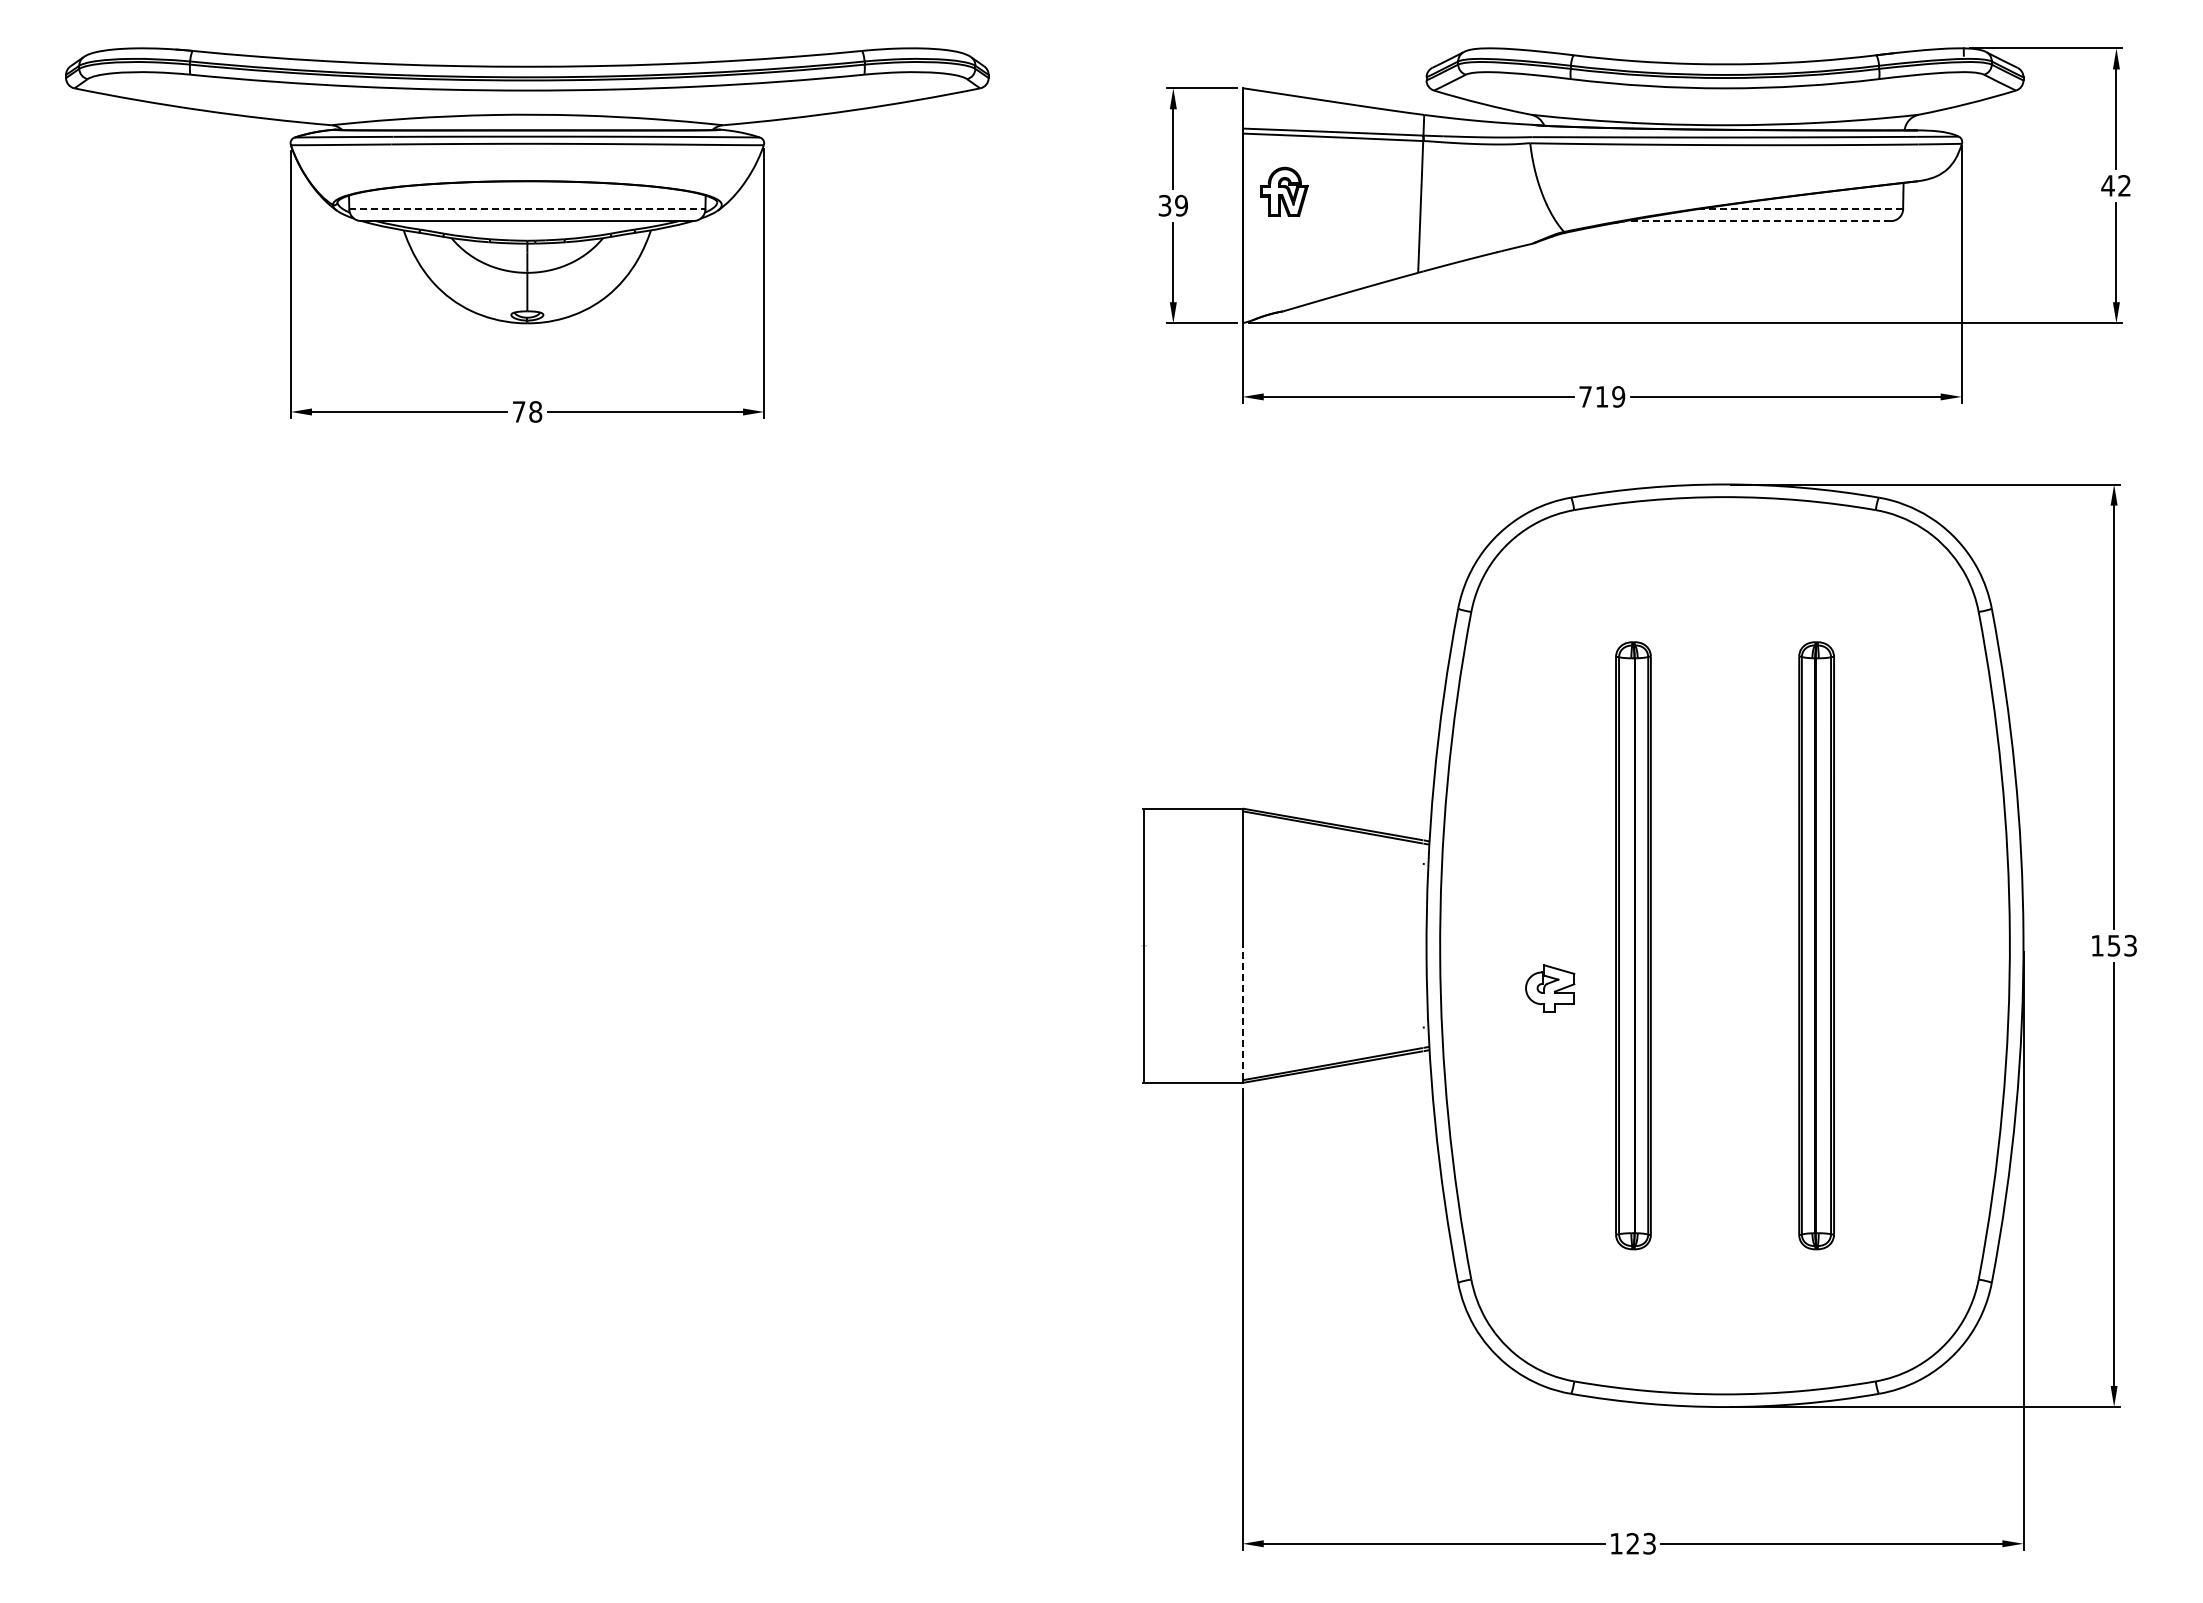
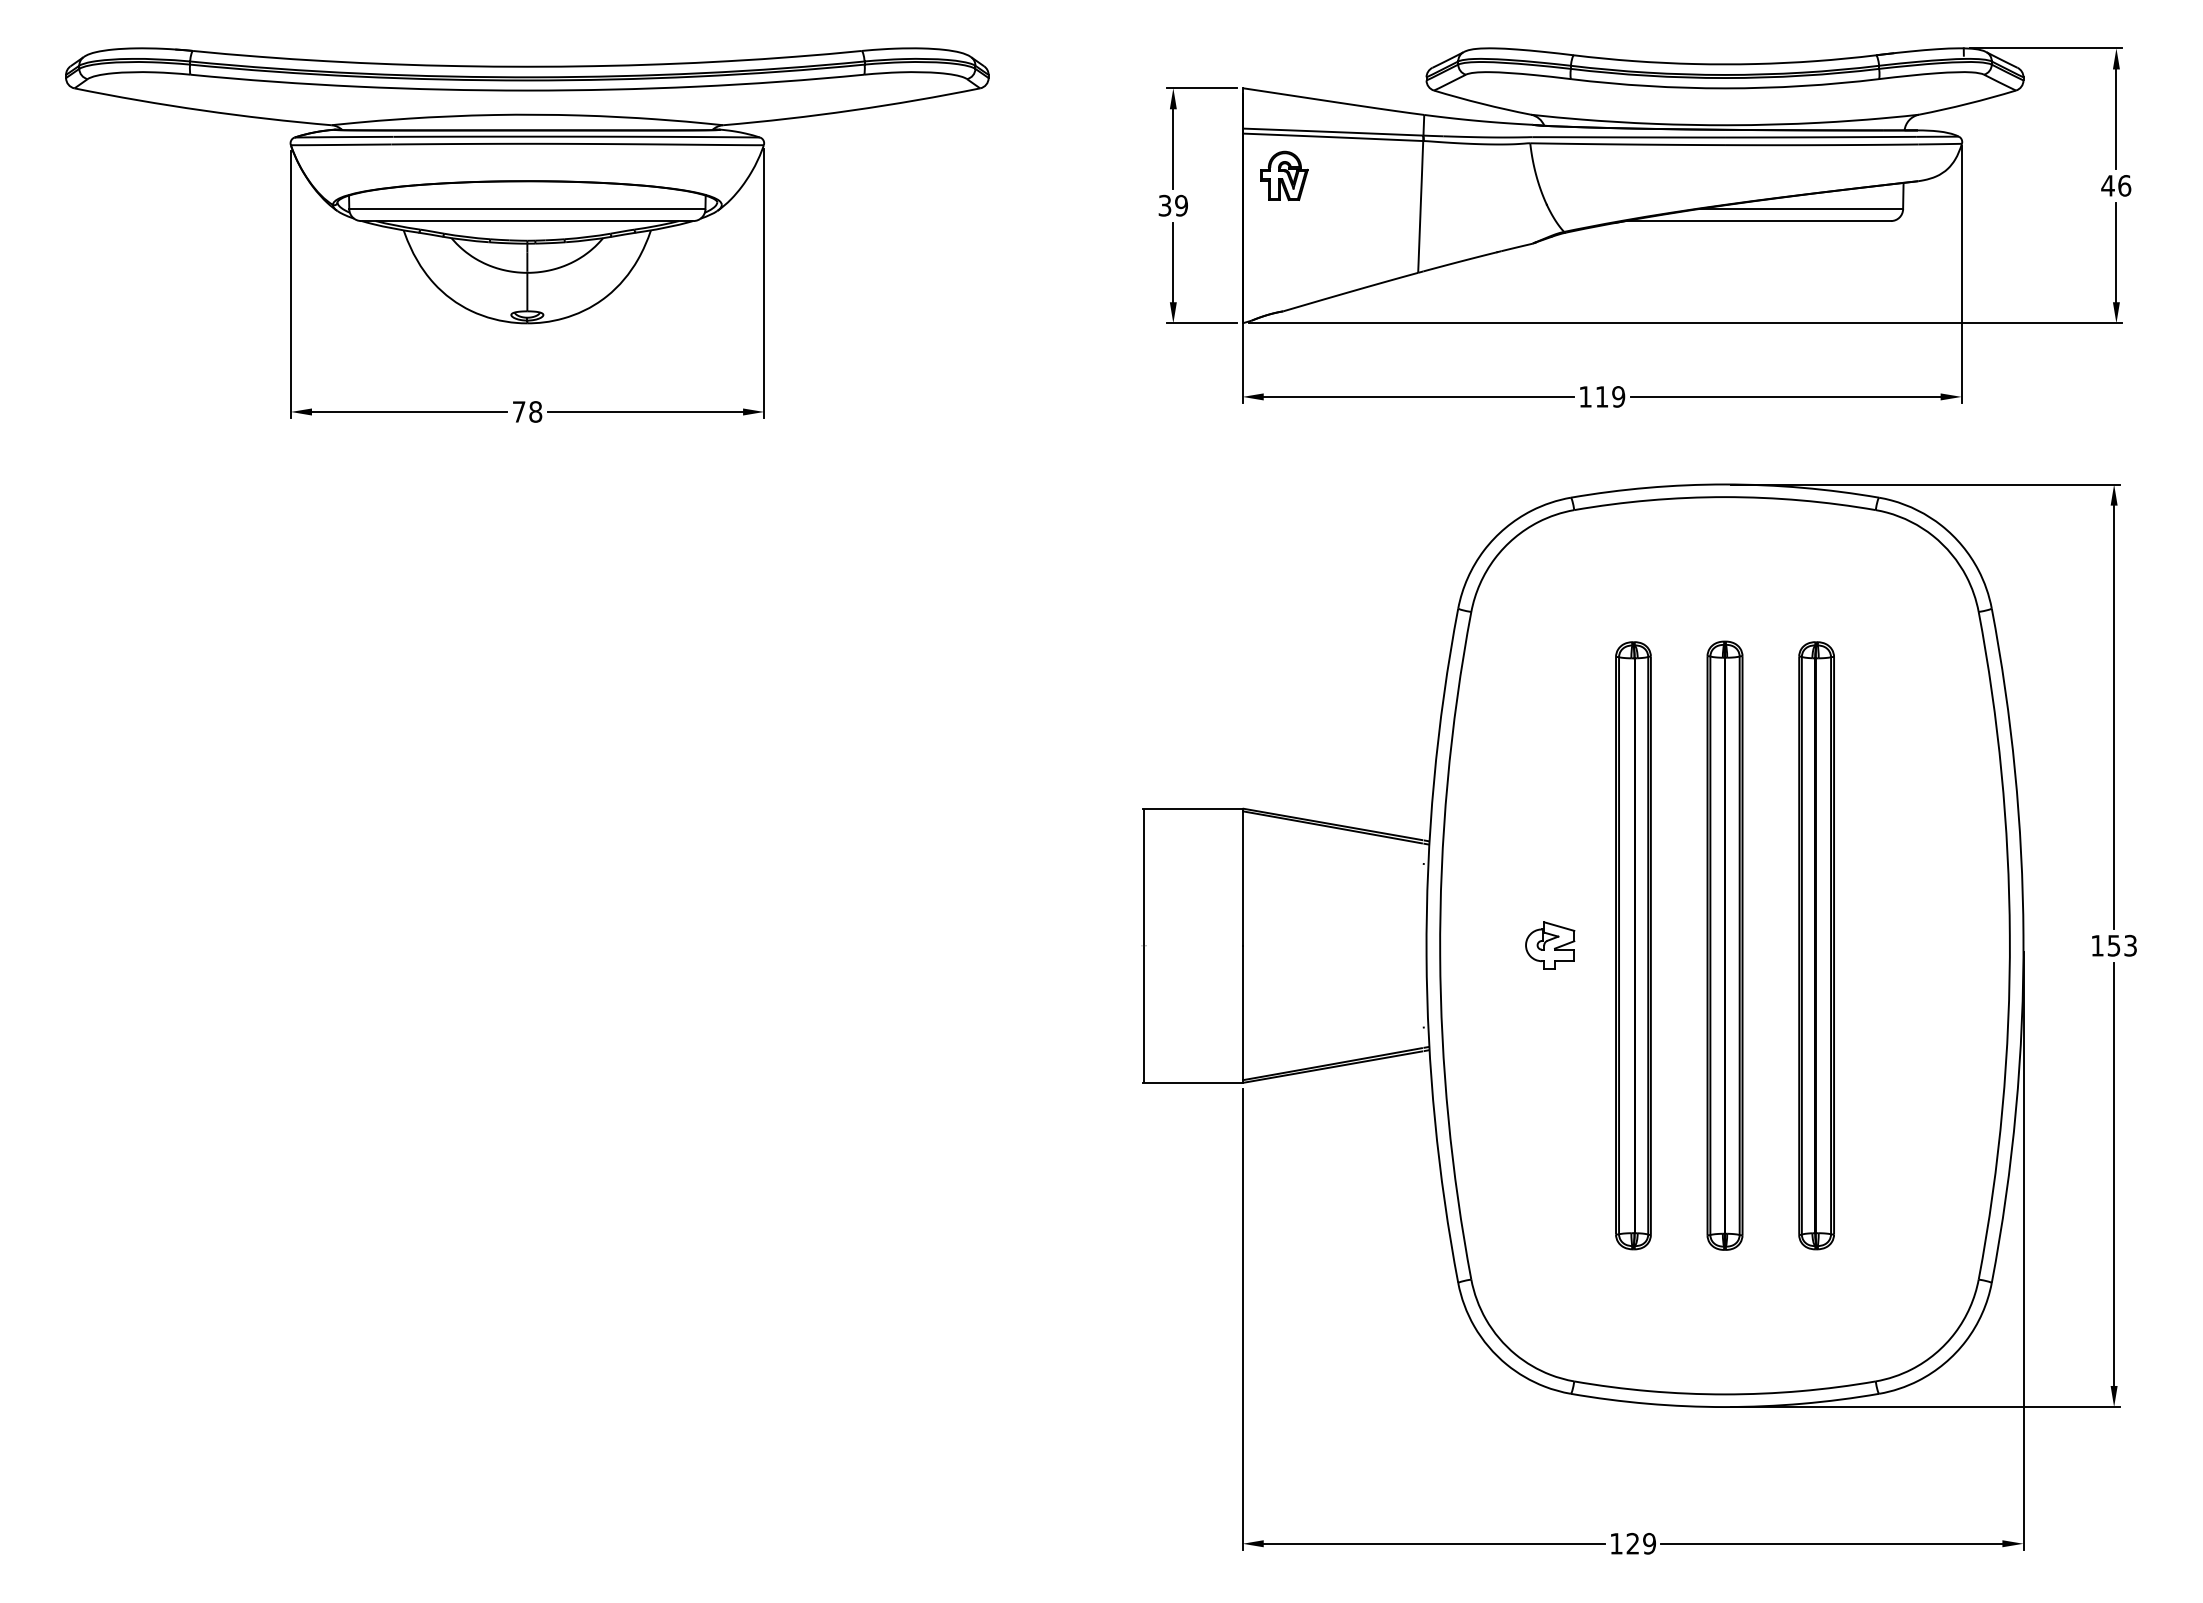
text: 42 -> 46 (2124, 185)
part position: (1284, 191) -> (1284, 175) (1284, 175)
line: dashed -> solid (527, 209)
line: dashed -> solid (1800, 209)
line: dashed -> solid (1758, 221)
text: 719 -> 119 (1585, 396)
part: none -> present (1724, 945)
part position: (1550, 988) -> (1550, 945) (1550, 945)
line: dashed -> solid (1242, 1012)
text: 123 -> 129 (1649, 1543)
